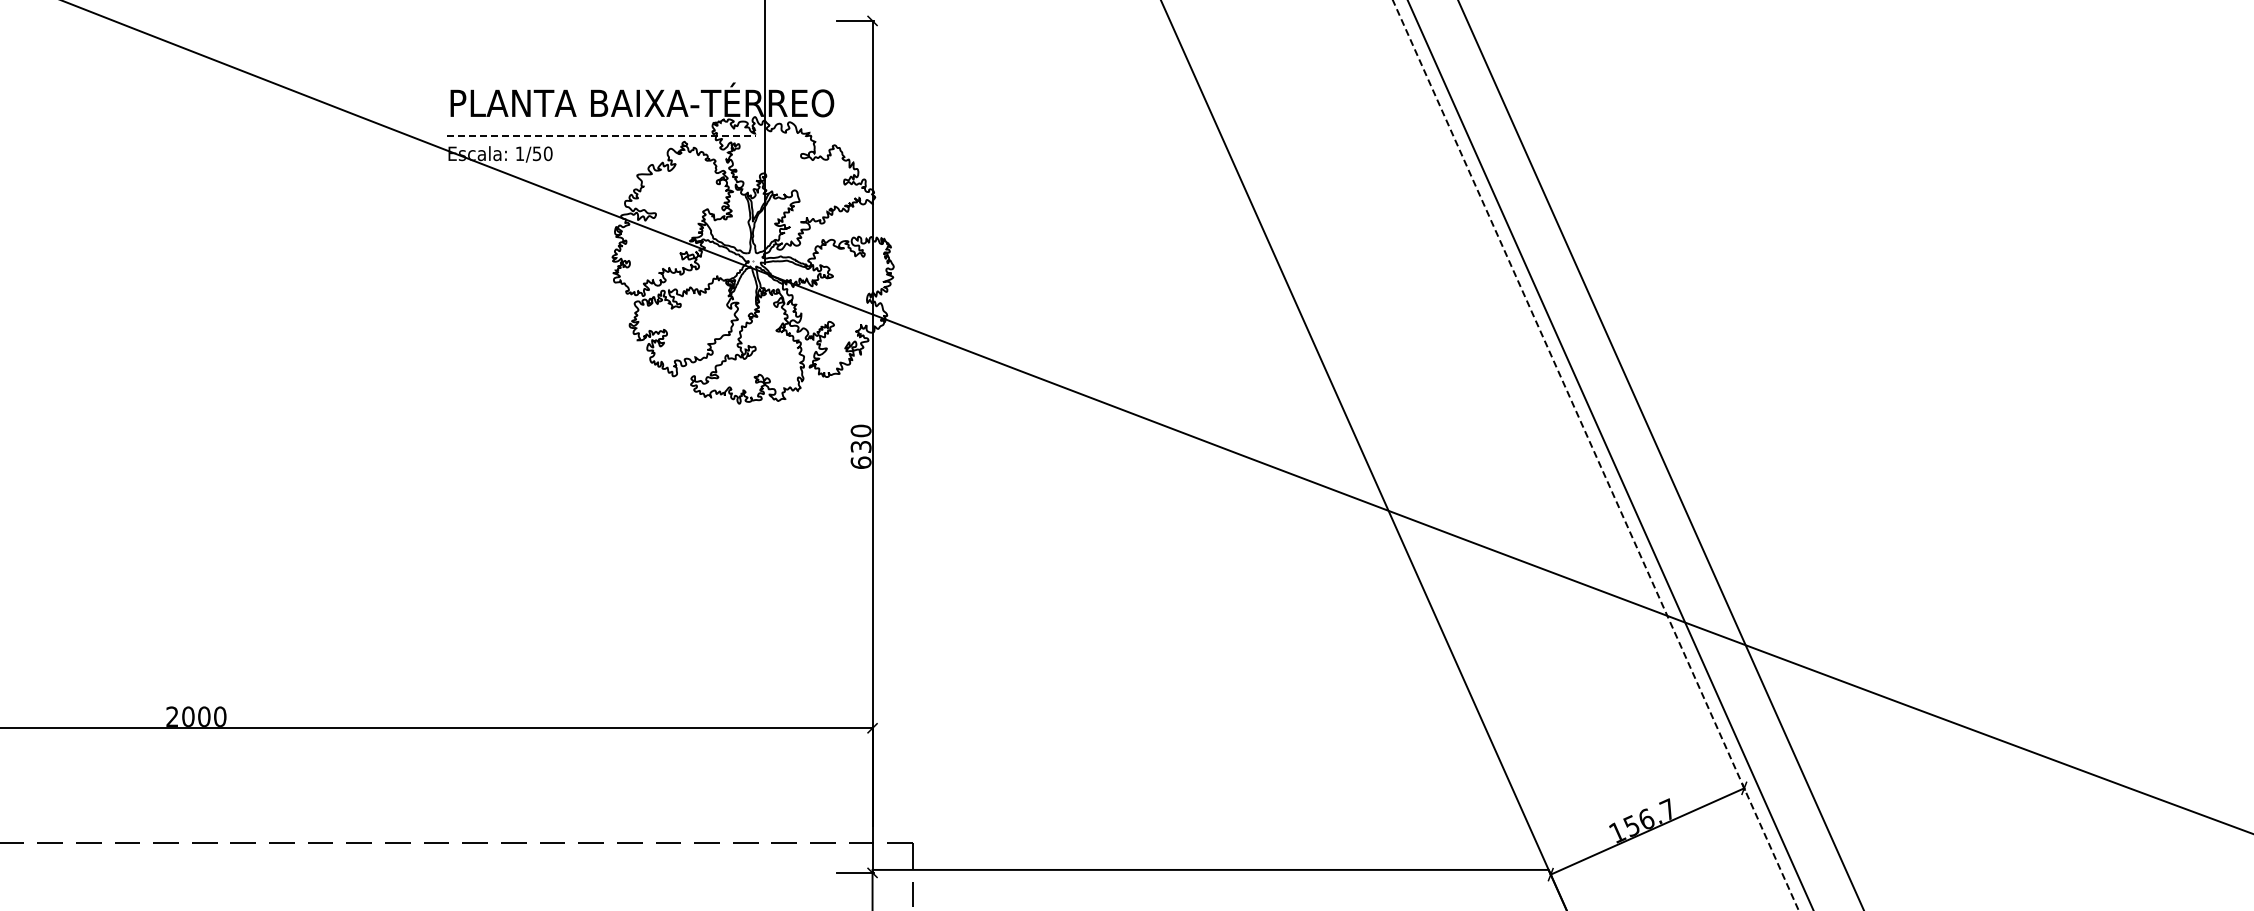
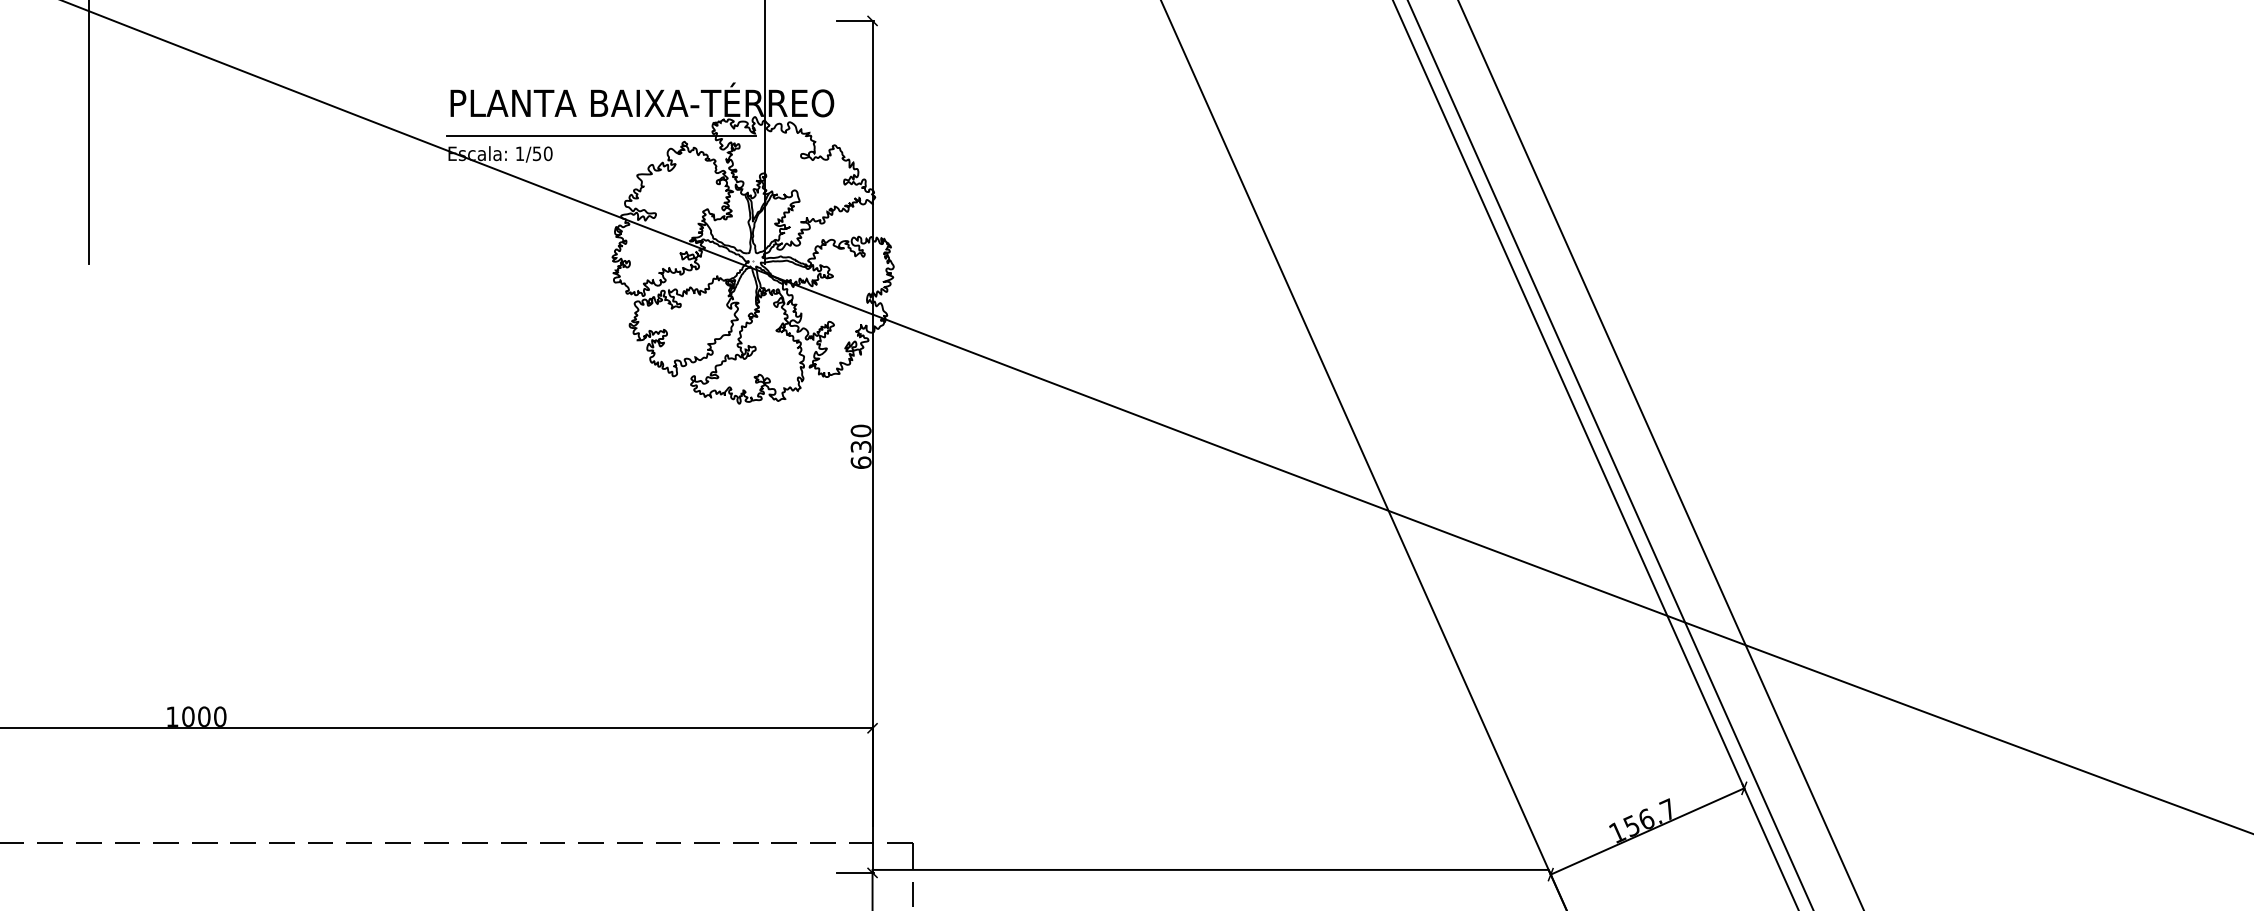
line: none -> present (88, 133)
line: dashed -> solid (601, 135)
line: dashed -> solid (1595, 454)
text: 2000 -> 1000 (172, 716)
